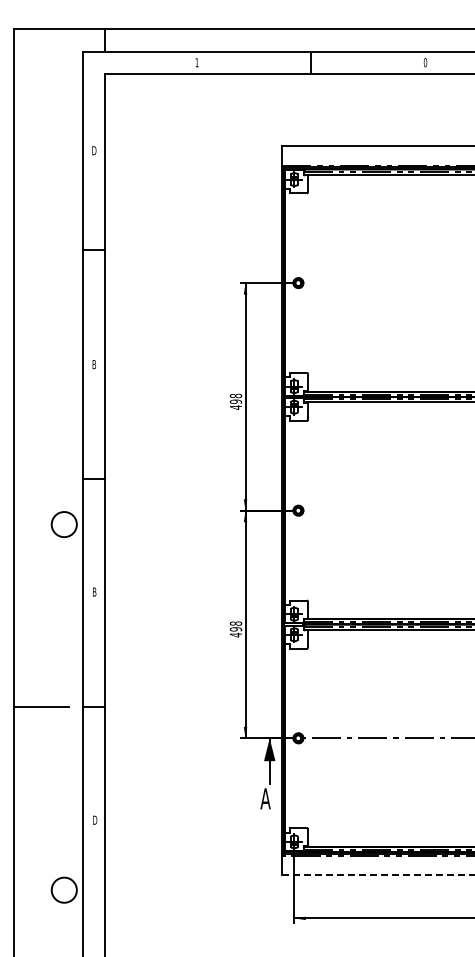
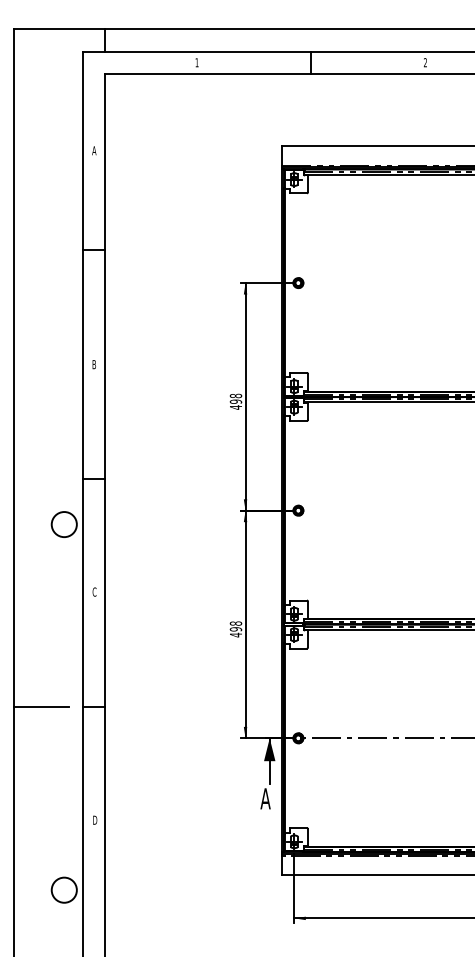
text: 0 -> 2 (425, 62)
text: D -> A (94, 150)
text: B -> C (94, 591)
line: dashed -> solid (378, 874)
